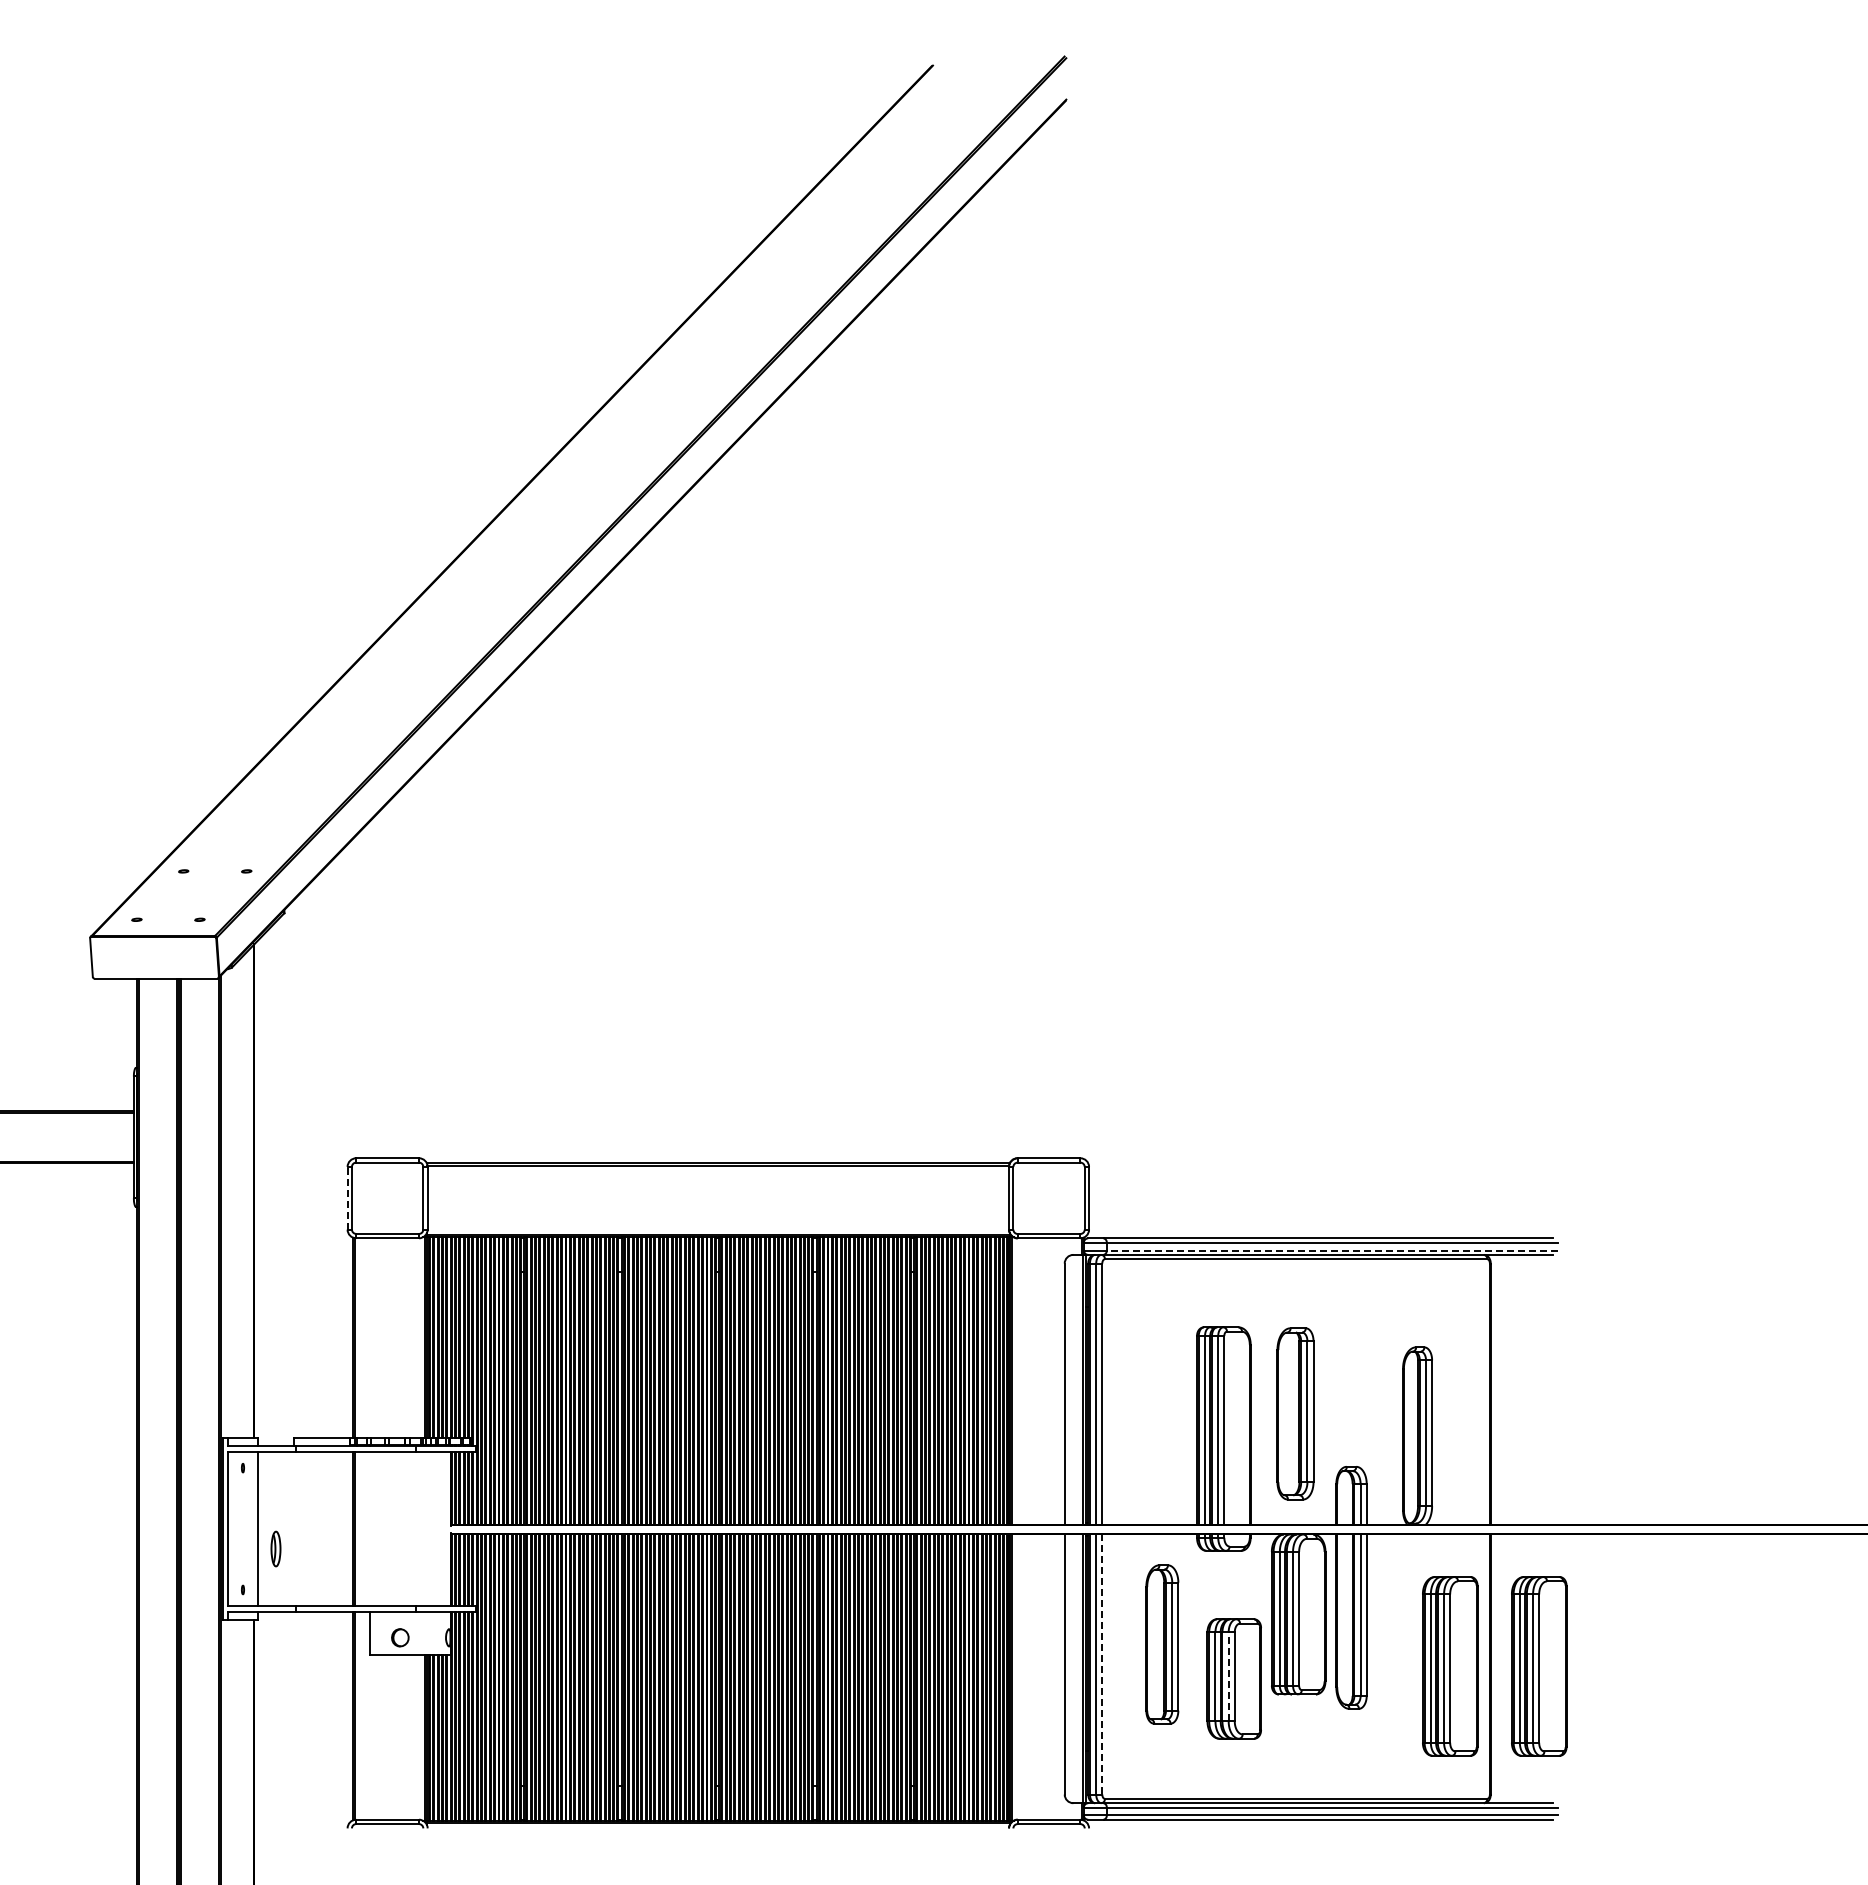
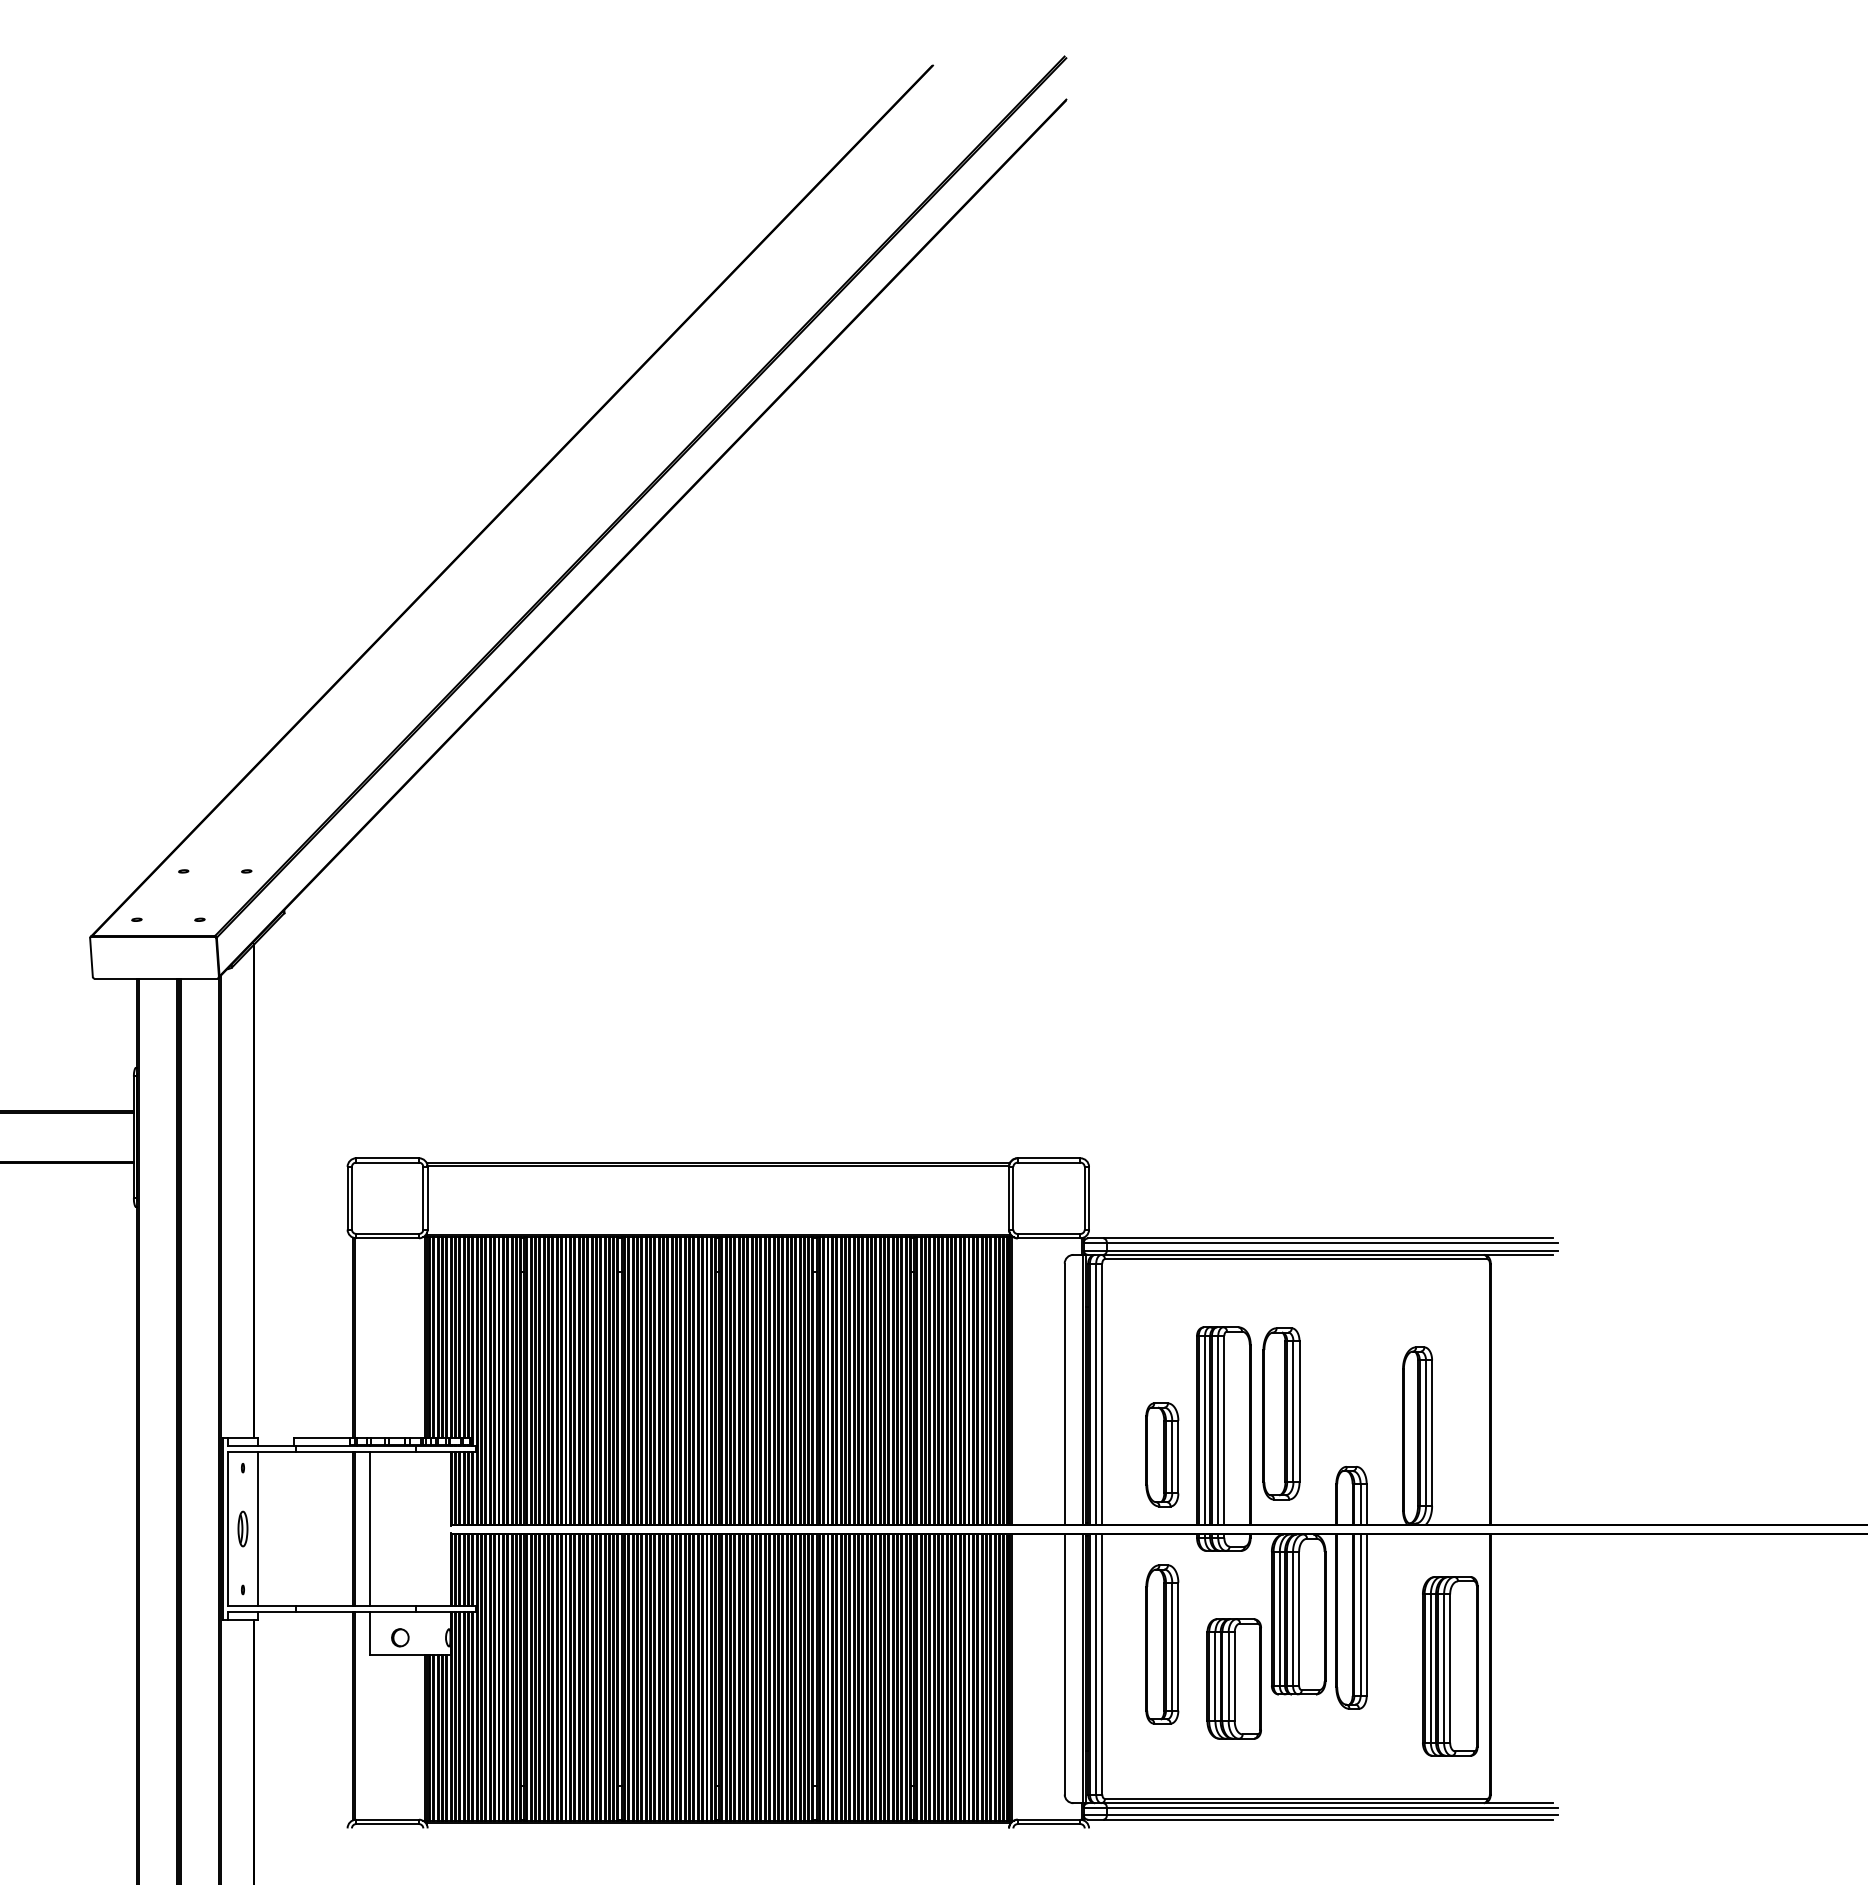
line: dashed -> solid (347, 1197)
line: dashed -> solid (1332, 1250)
part position: (1295, 1413) -> (1281, 1413) (1281, 1413)
part: none -> present (1162, 1454)
line: none -> present (370, 1528)
part position: (275, 1548) -> (242, 1528) (242, 1528)
line: dashed -> solid (1102, 1664)
part: present -> none (1539, 1666)
line: dashed -> solid (1228, 1676)
